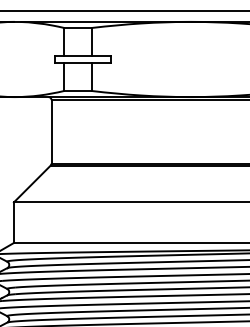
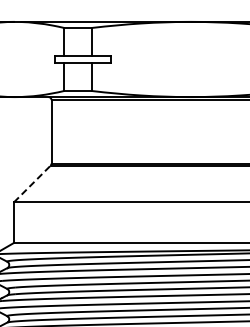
line: present -> none (124, 11)
line: solid -> dashed (32, 184)
